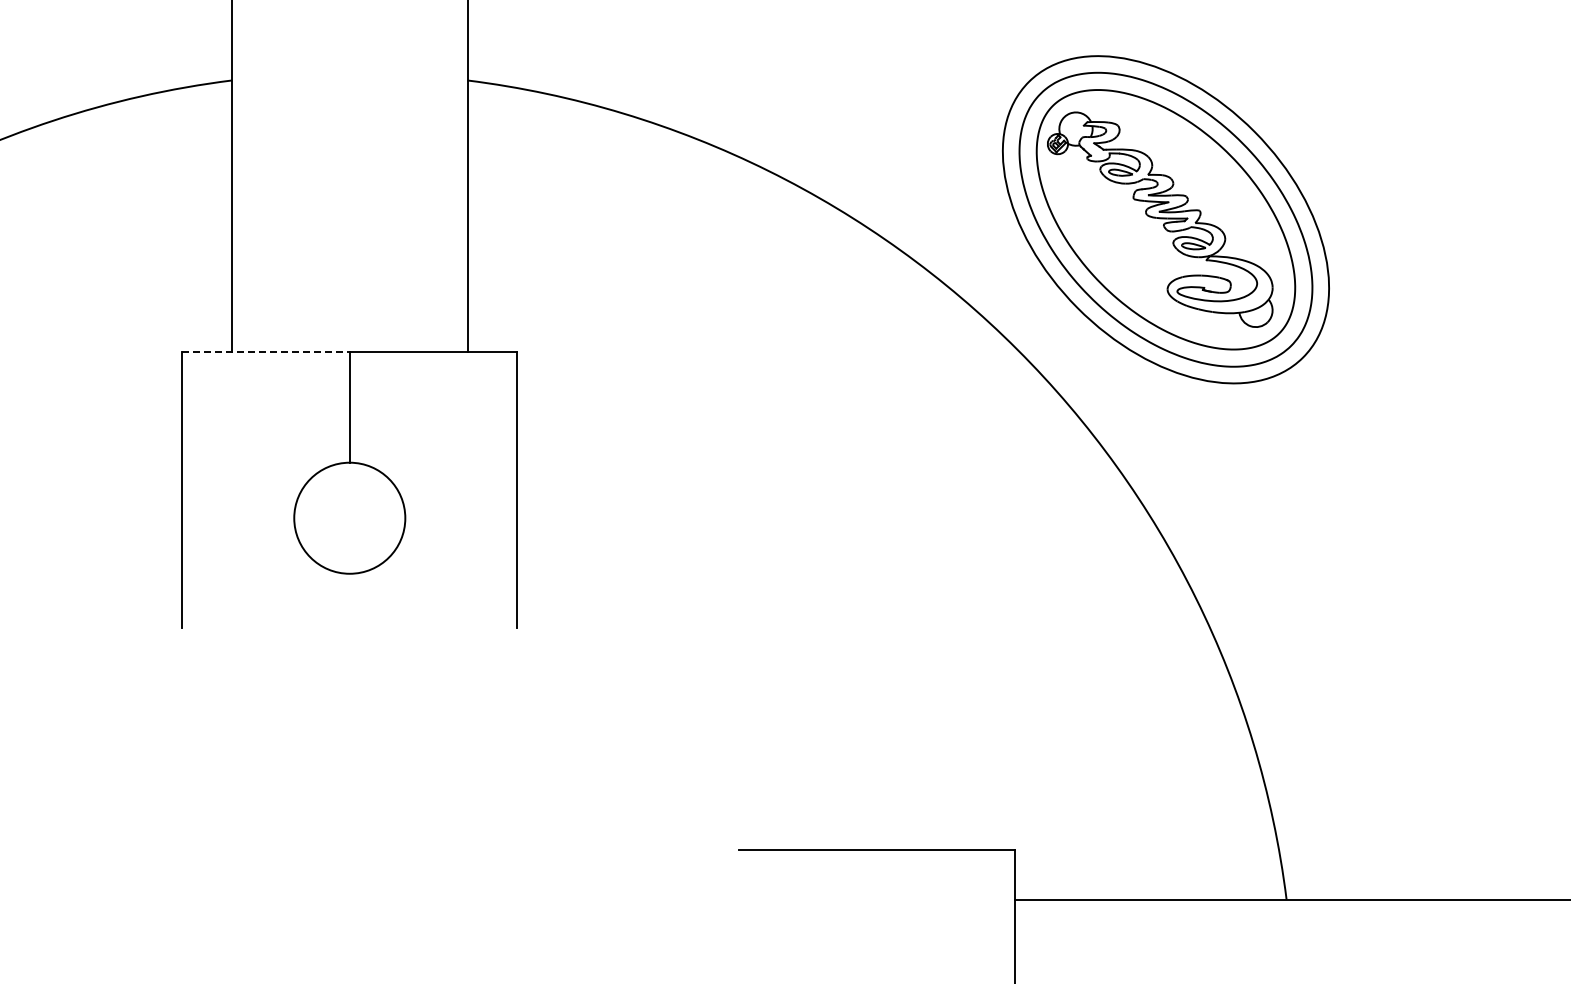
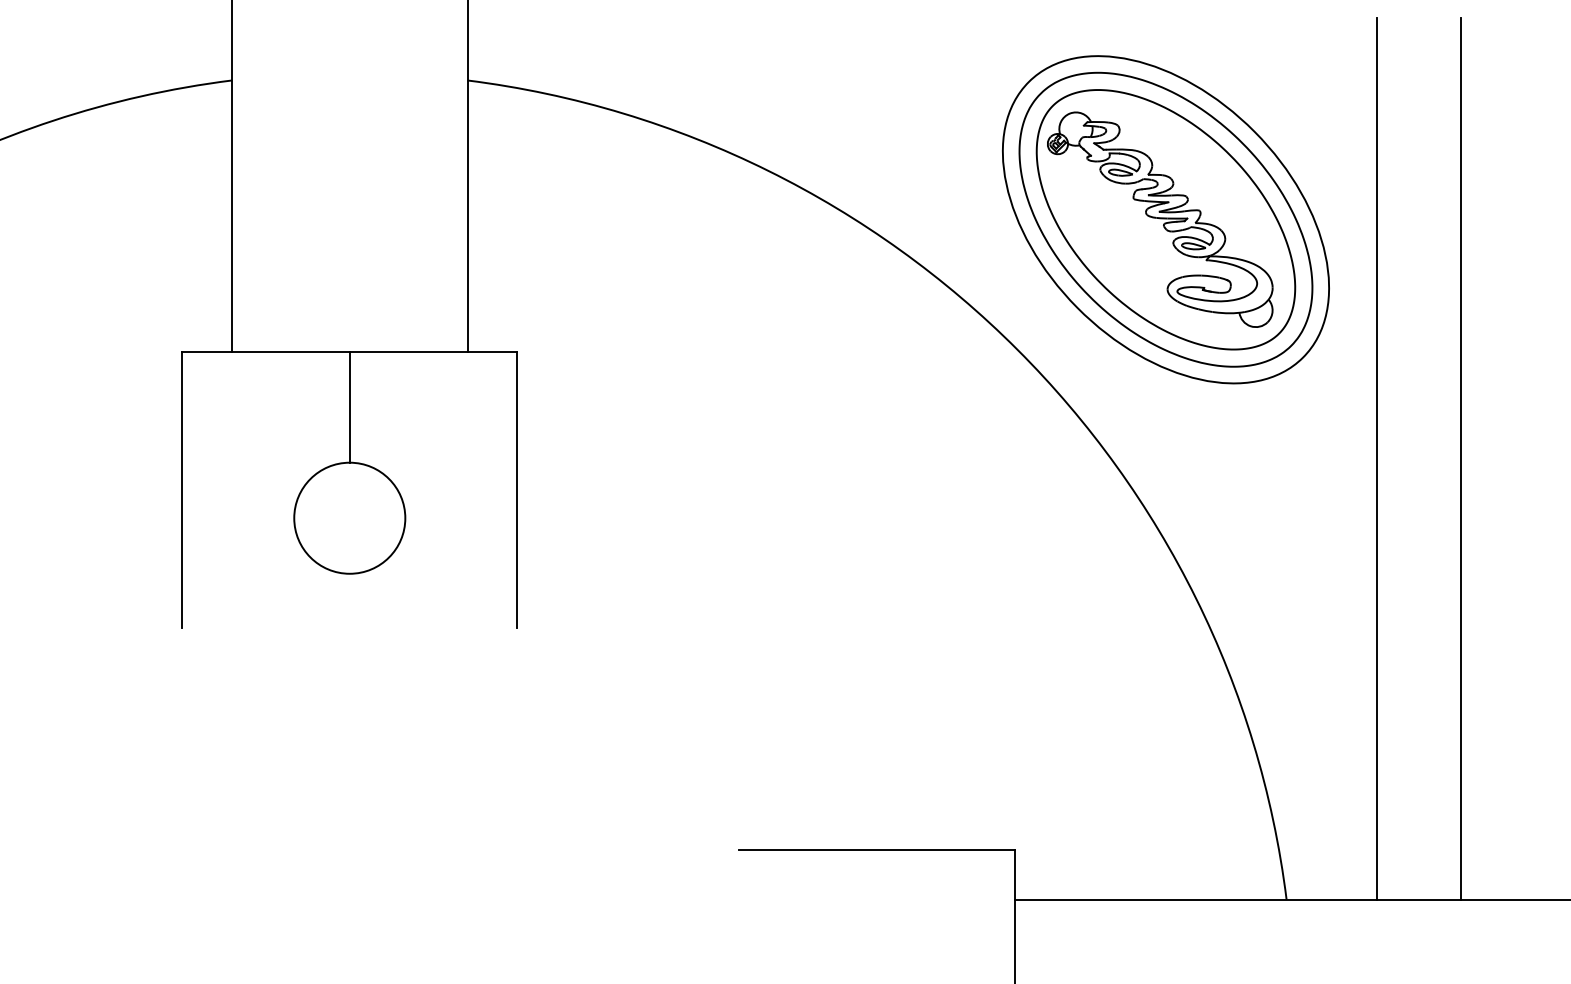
line: dashed -> solid (266, 351)
line: none -> present (1377, 458)
line: none -> present (1460, 458)
